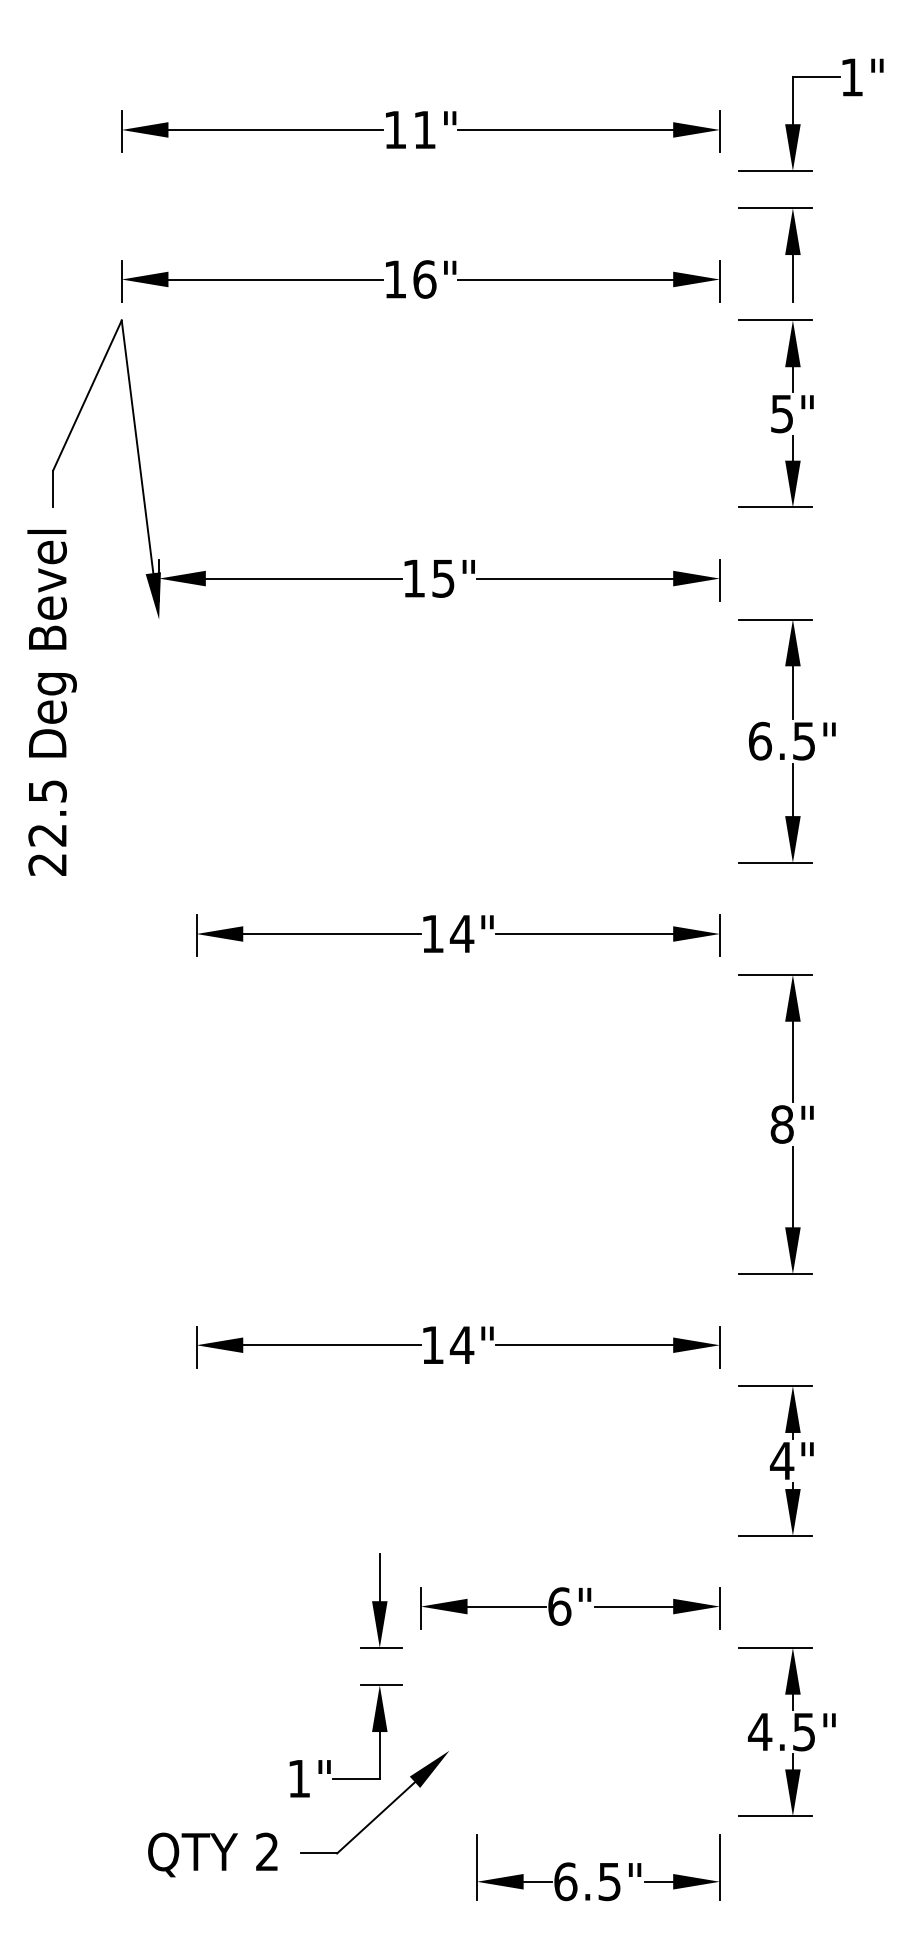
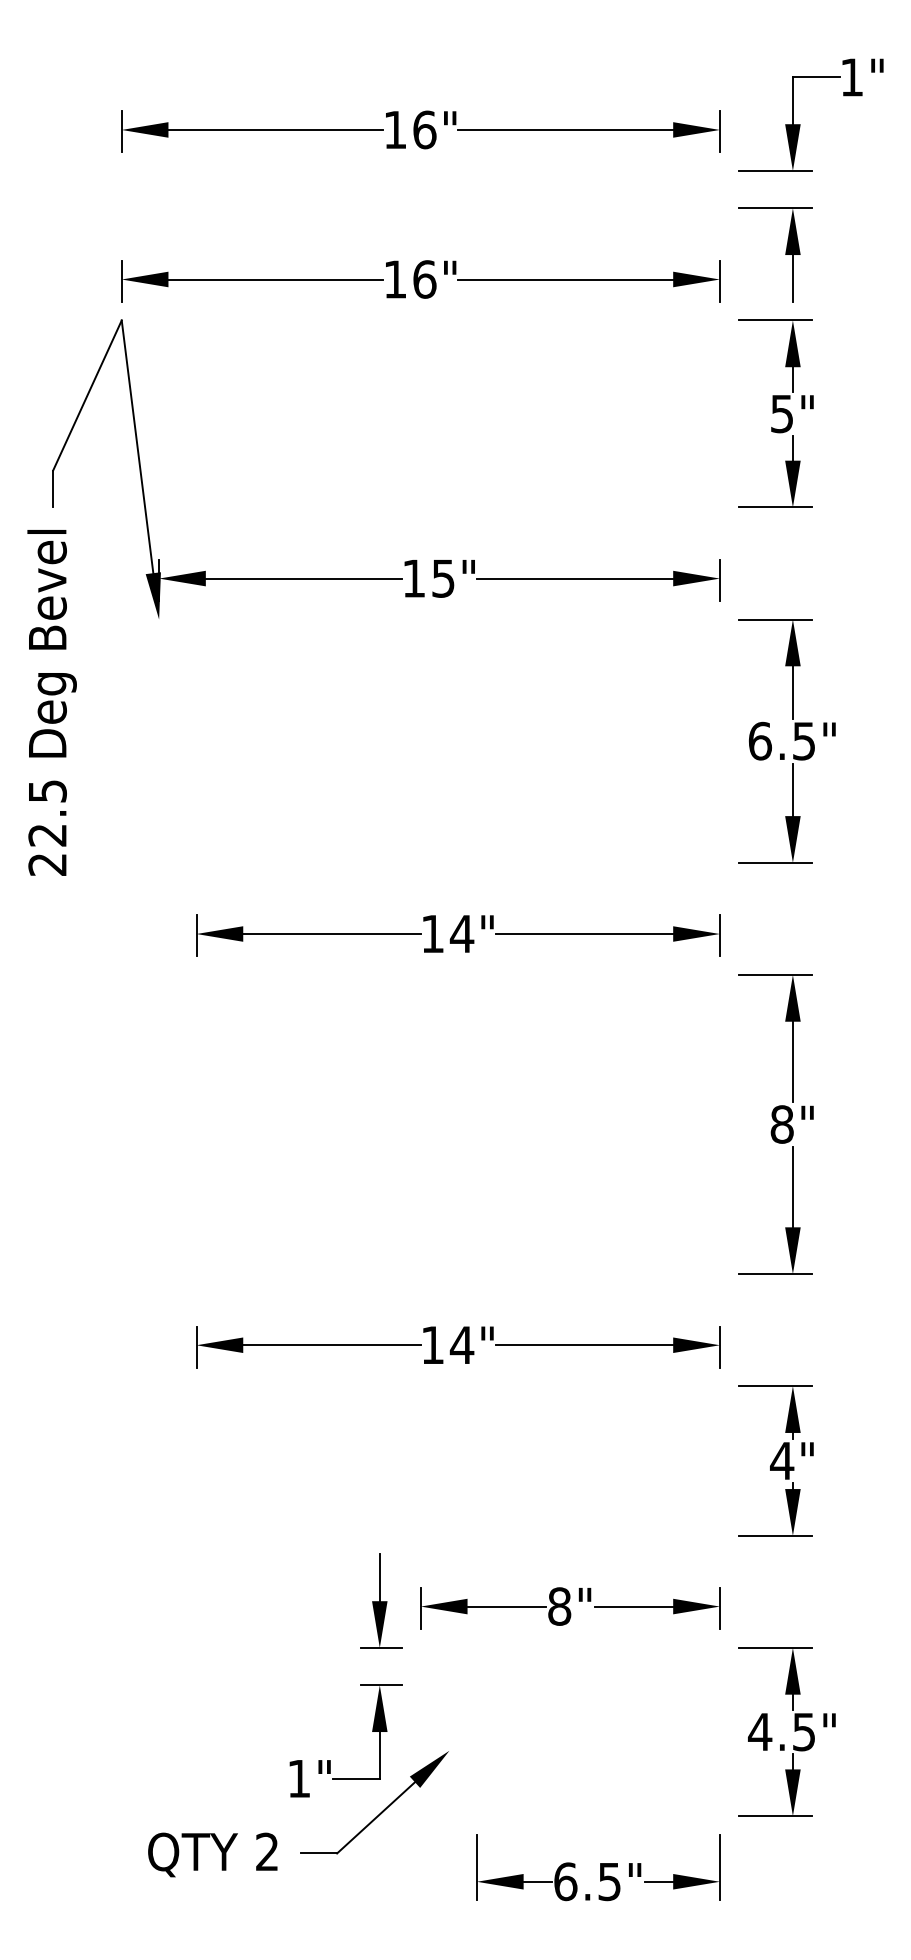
text: 11" -> 16" (424, 129)
text: 6" -> 8" (559, 1606)
